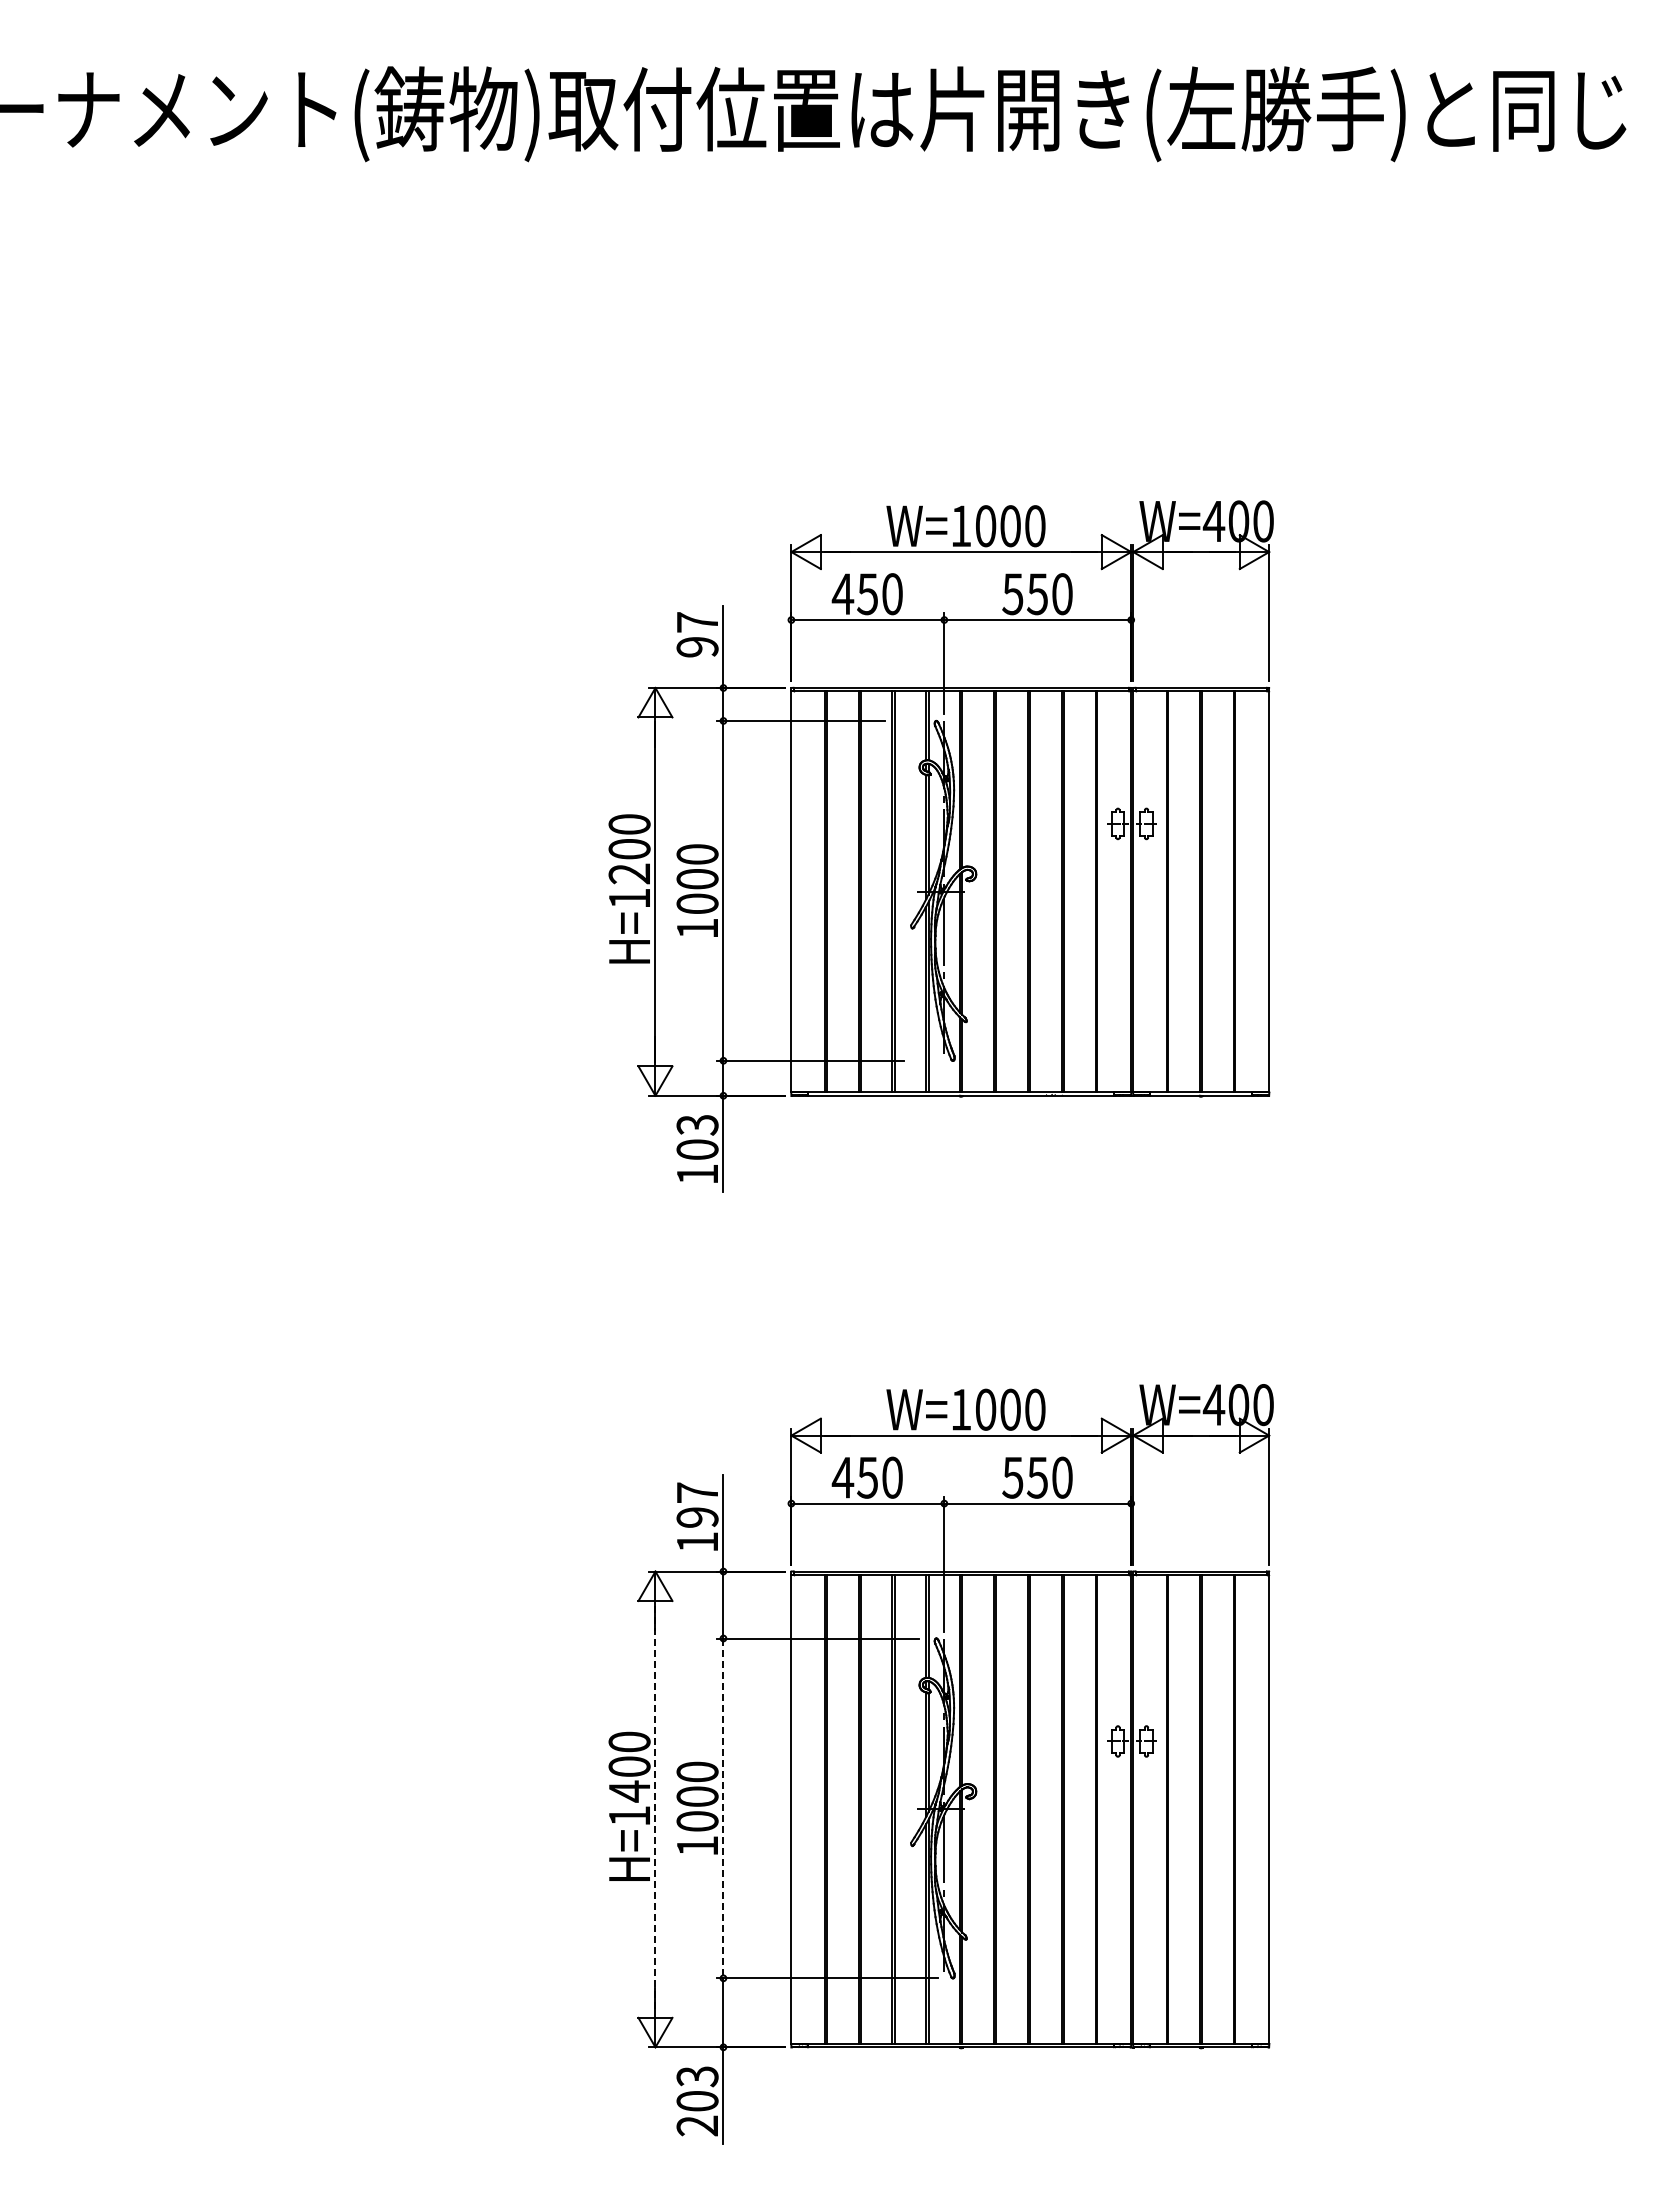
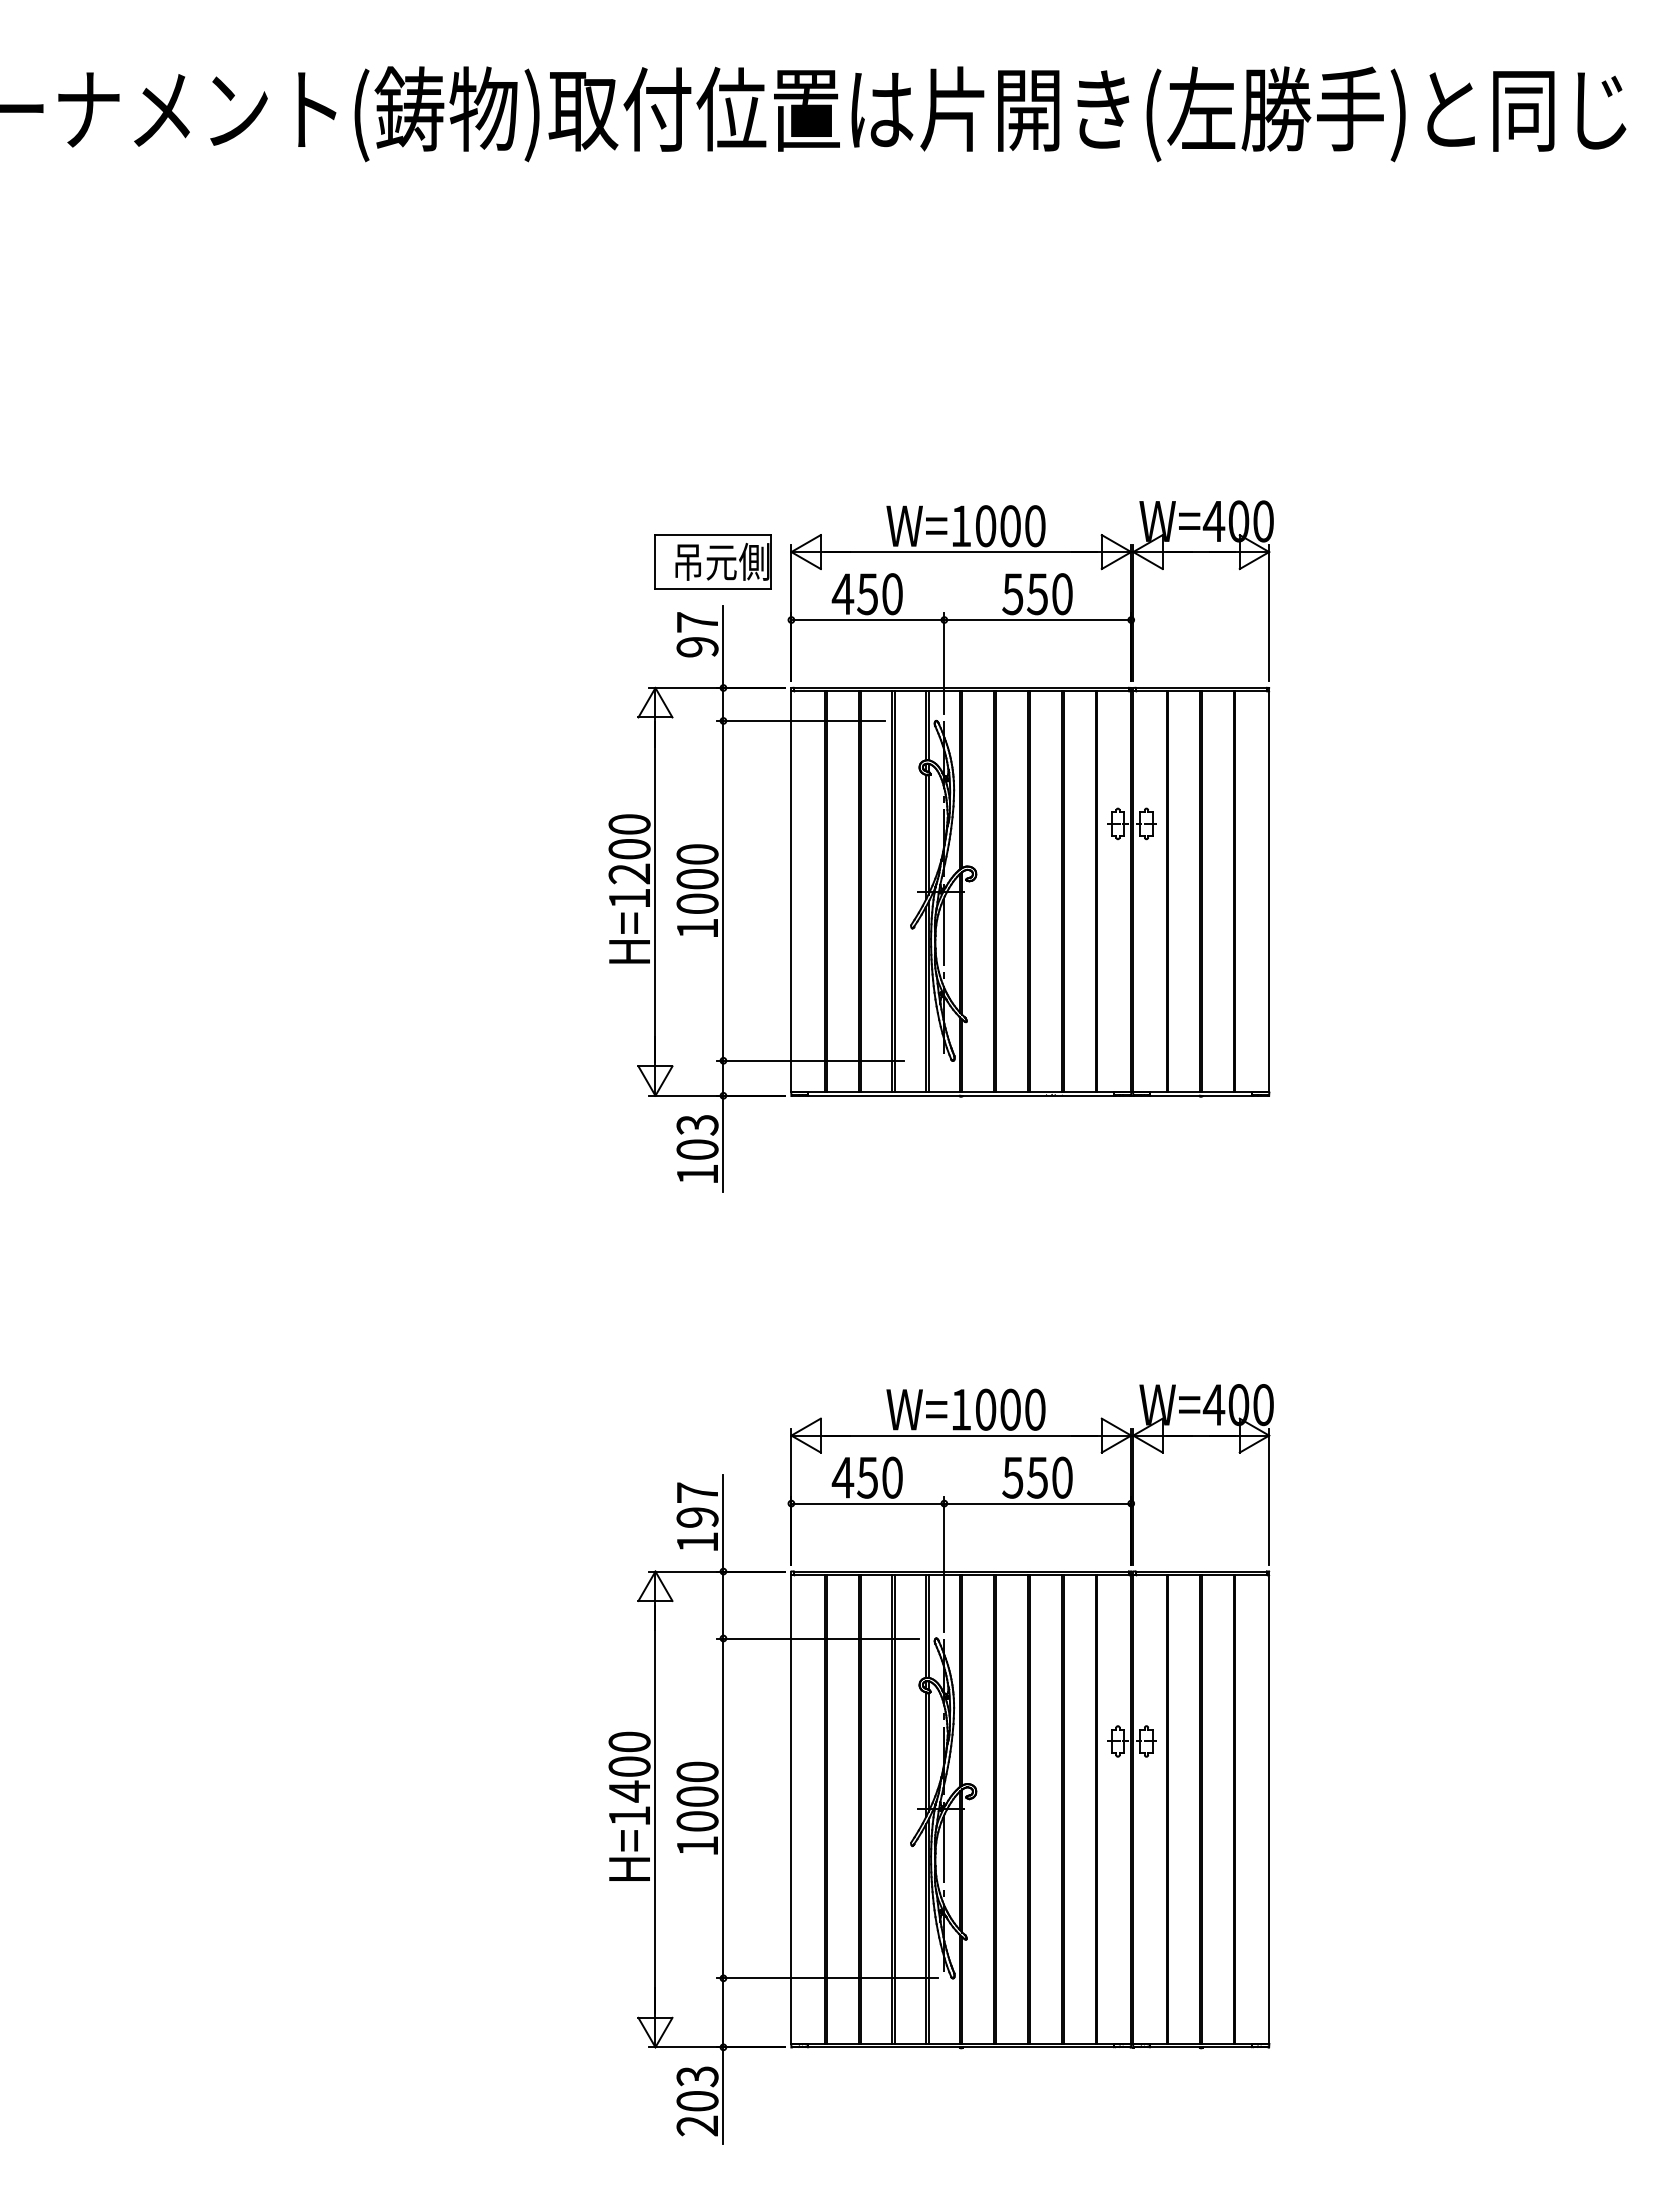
part: none -> present (712, 561)
line: dashed -> solid (723, 1808)
line: dashed -> solid (655, 1809)
